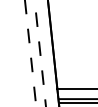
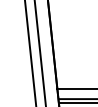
line: dashed -> solid (30, 53)
line: dashed -> solid (40, 54)
